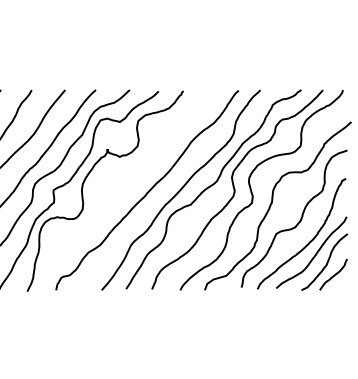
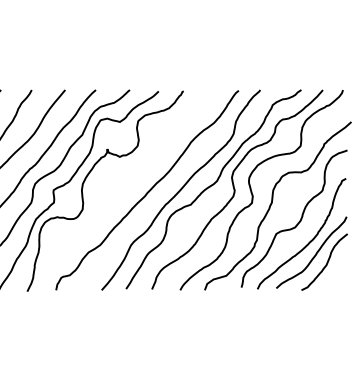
curve: present -> none (334, 274)
